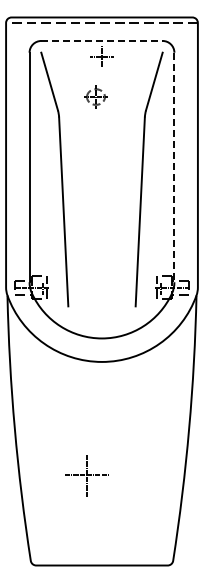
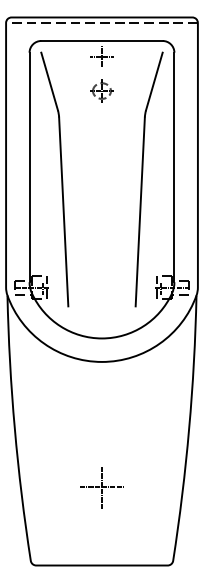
line: dashed -> solid (102, 40)
part position: (95, 96) -> (101, 90) (101, 90)
line: dashed -> solid (174, 167)
part position: (86, 475) -> (101, 487) (101, 487)
